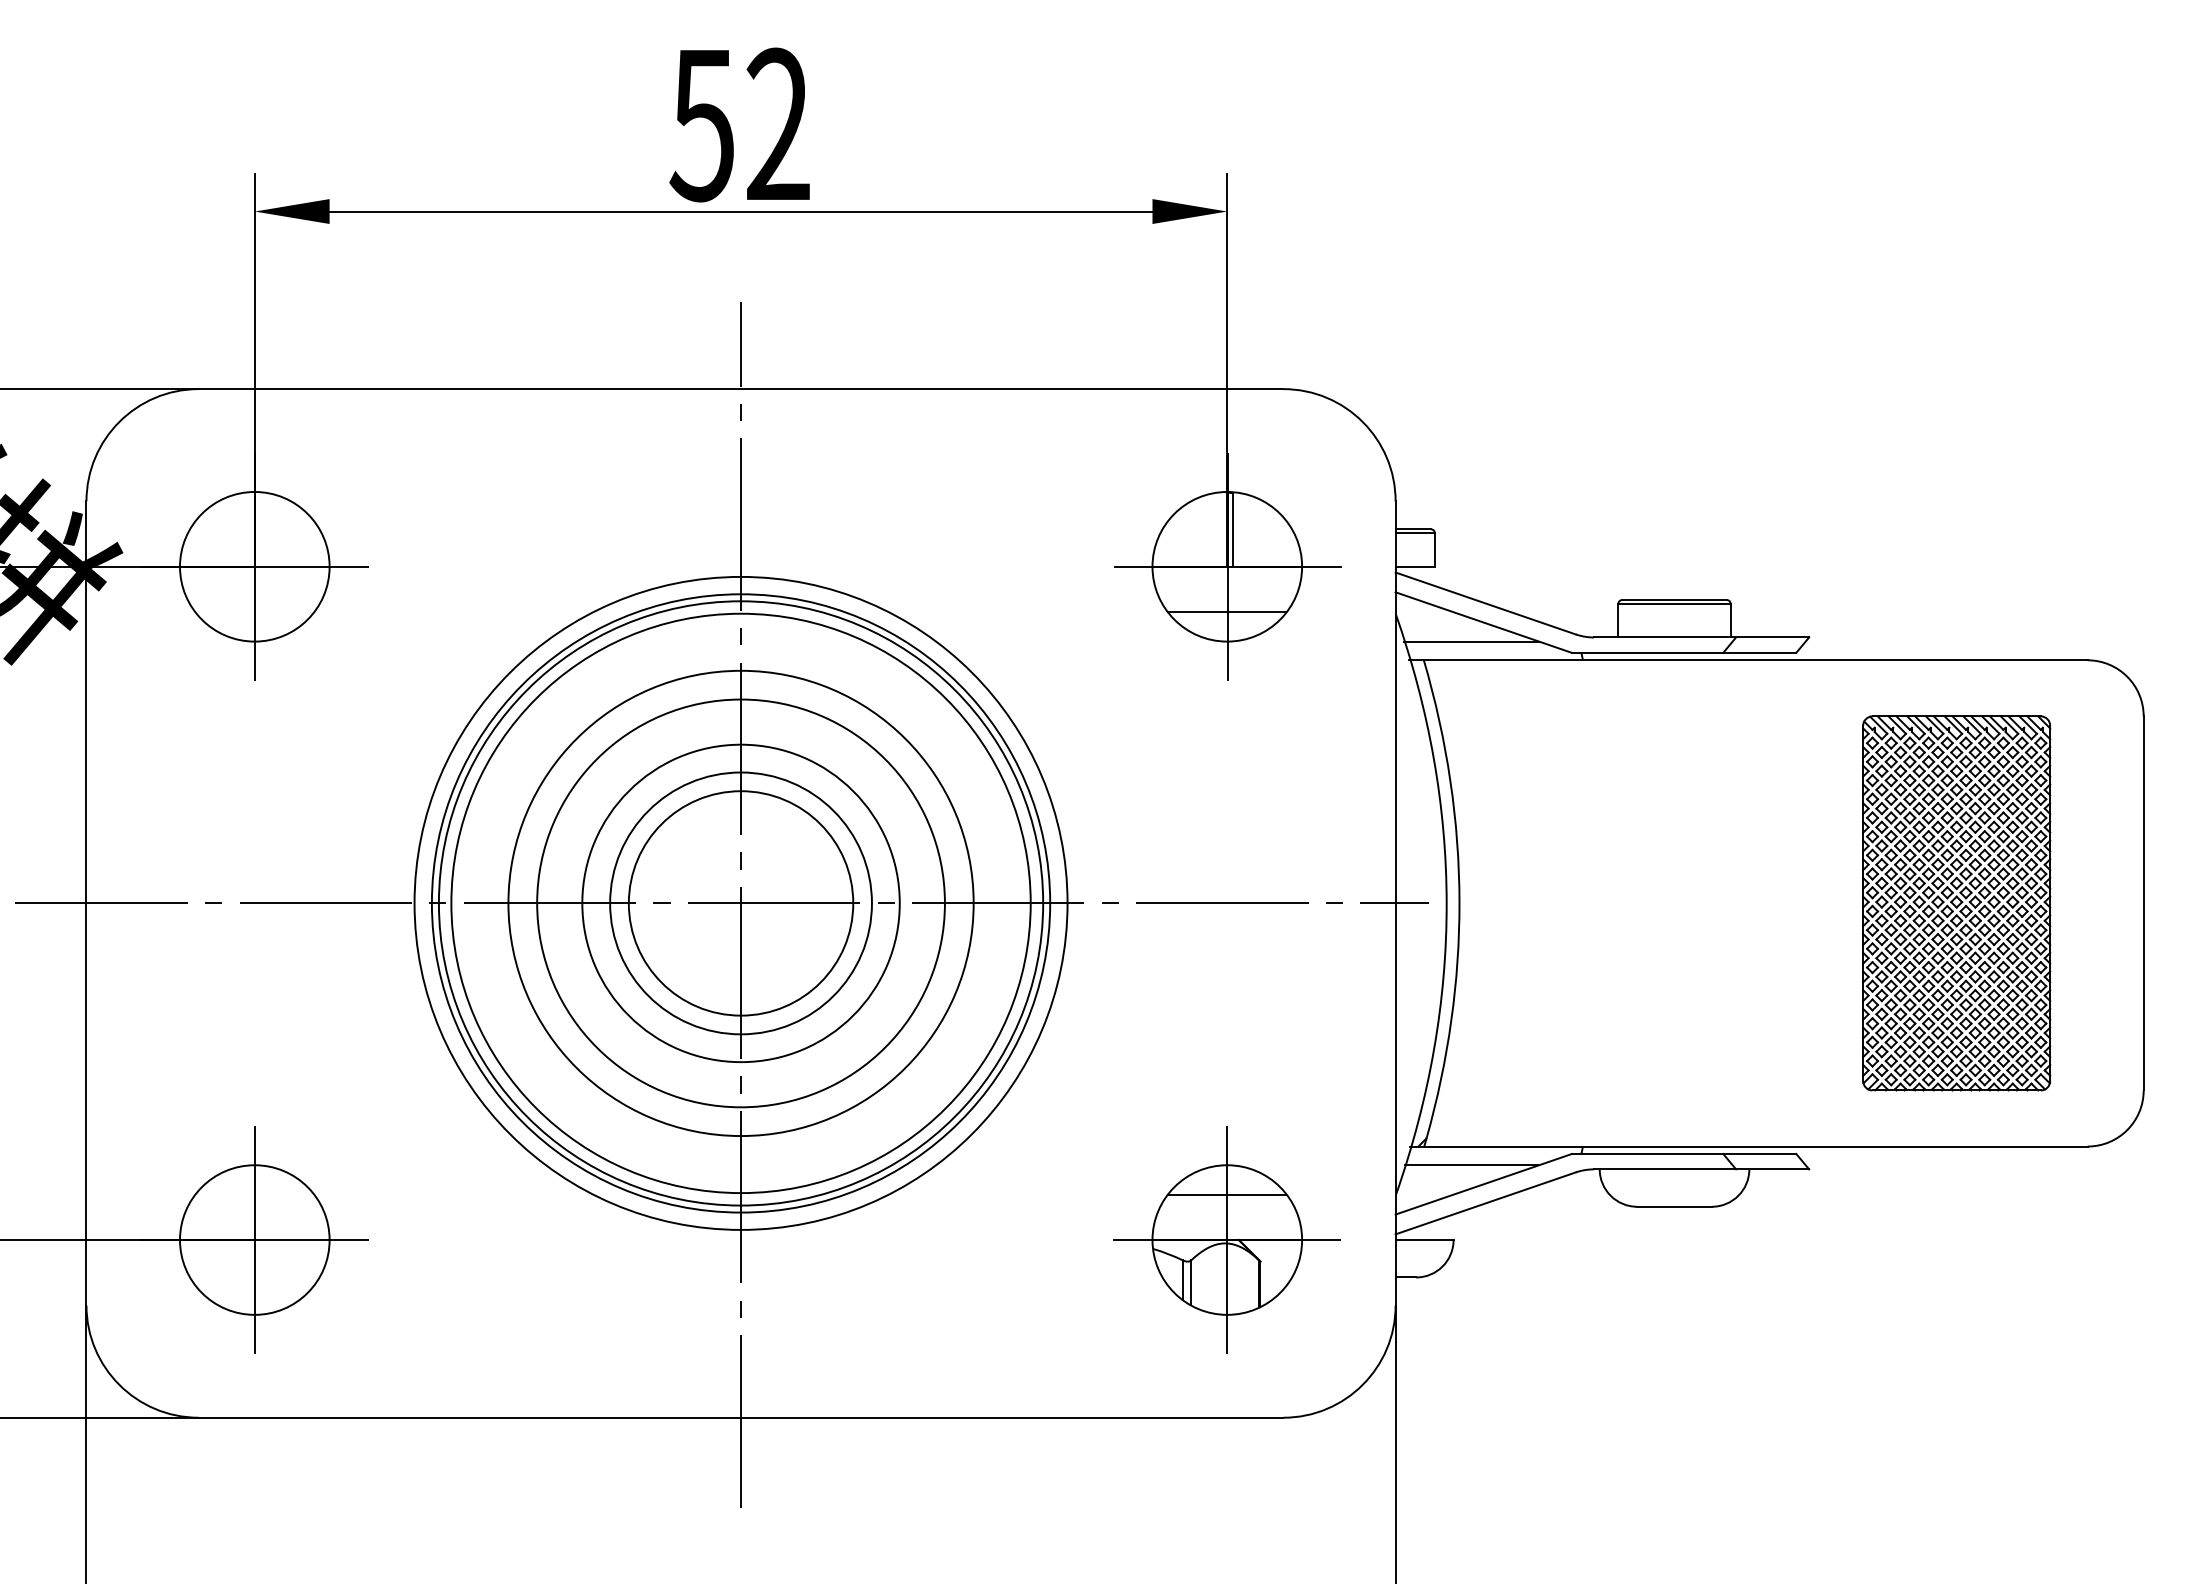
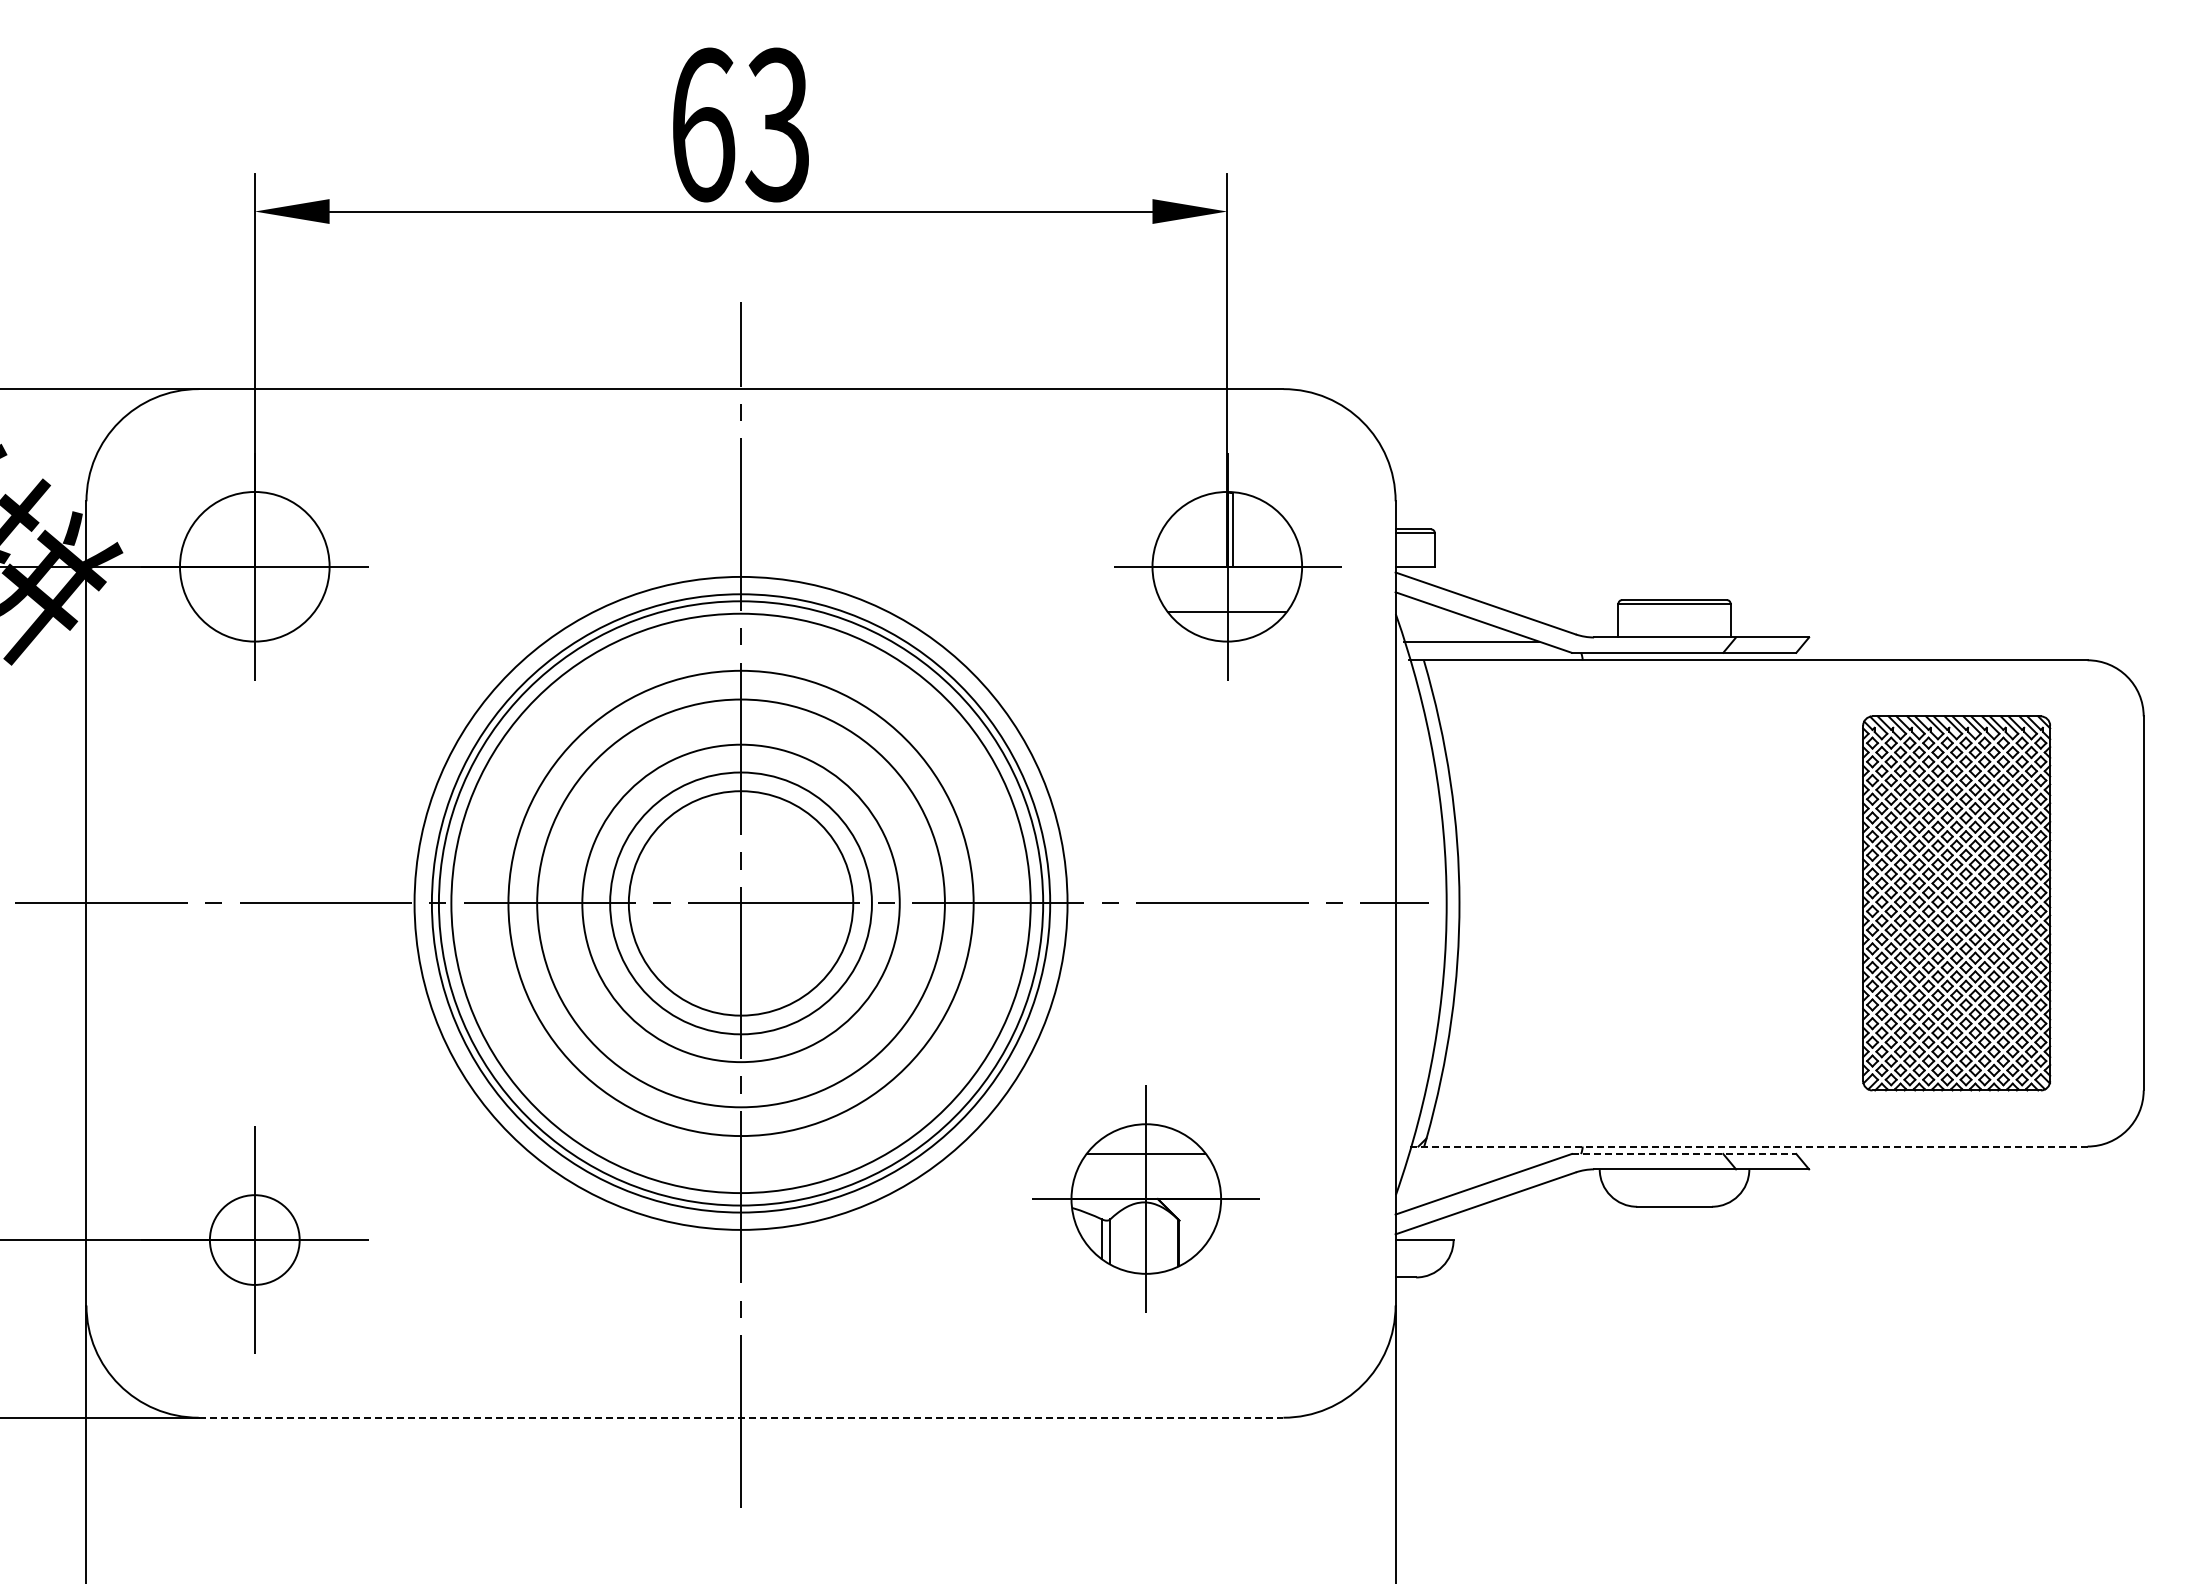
text: 52 -> 63 (739, 124)
line: solid -> dashed (1748, 1146)
line: solid -> dashed (1684, 1153)
line: present -> none (1471, 1165)
circle diameter: 150 px -> 90 px (254, 1239)
part position: (1226, 1239) -> (1145, 1198) (1145, 1198)
line: solid -> dashed (741, 1417)
